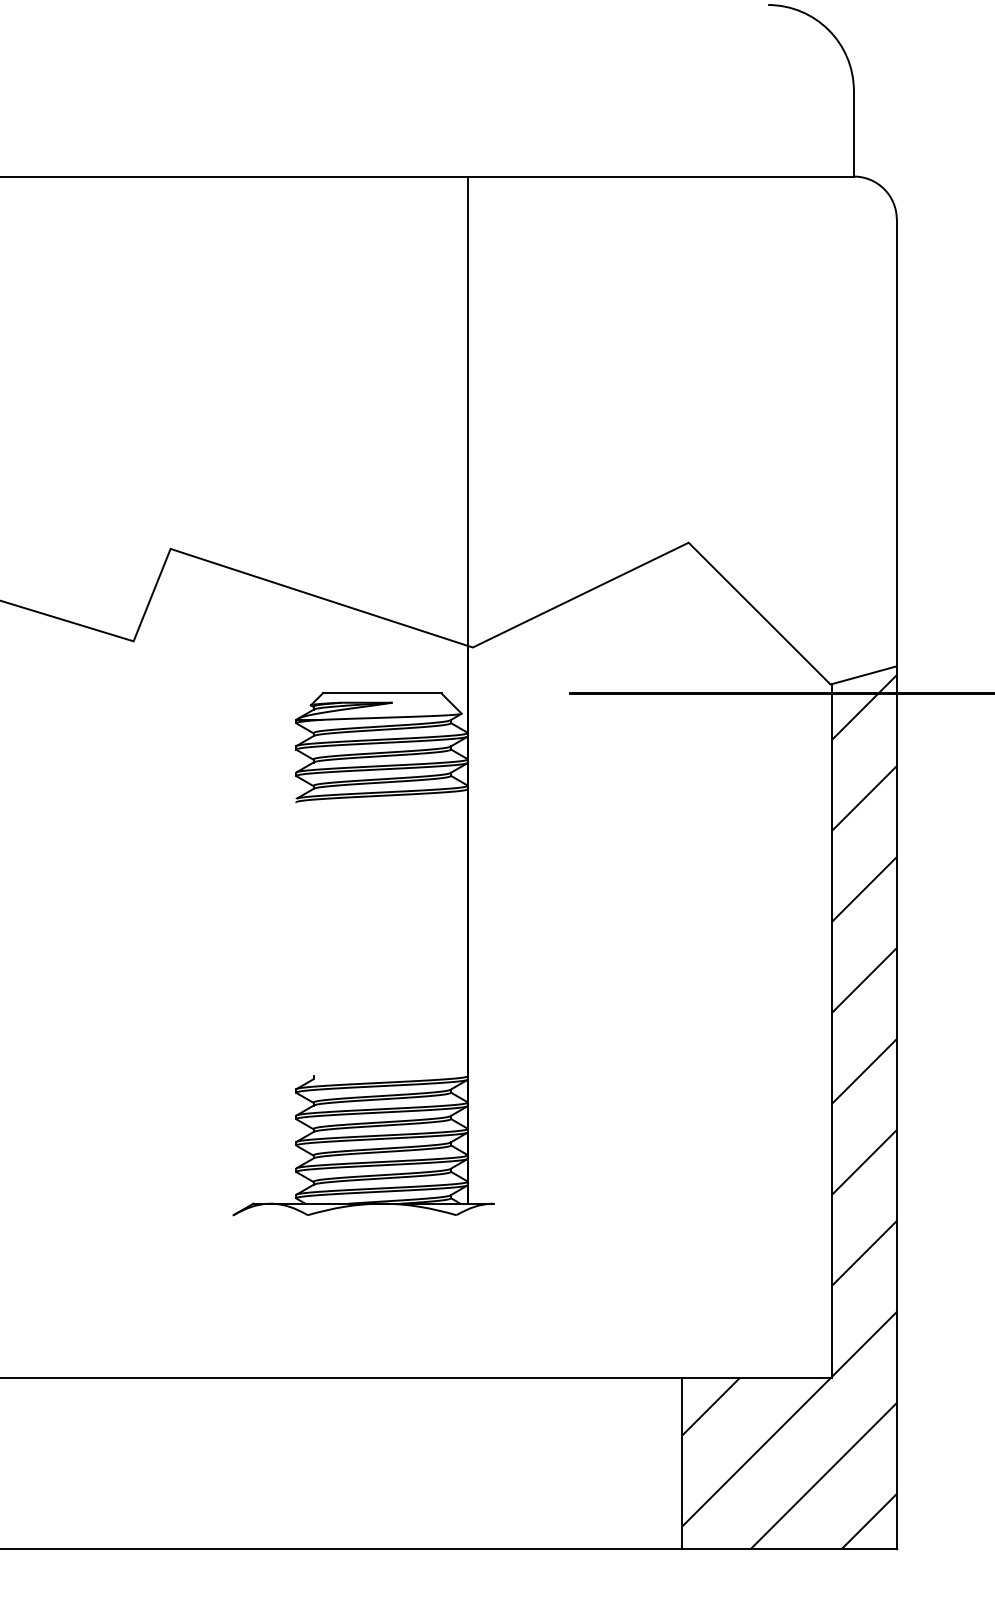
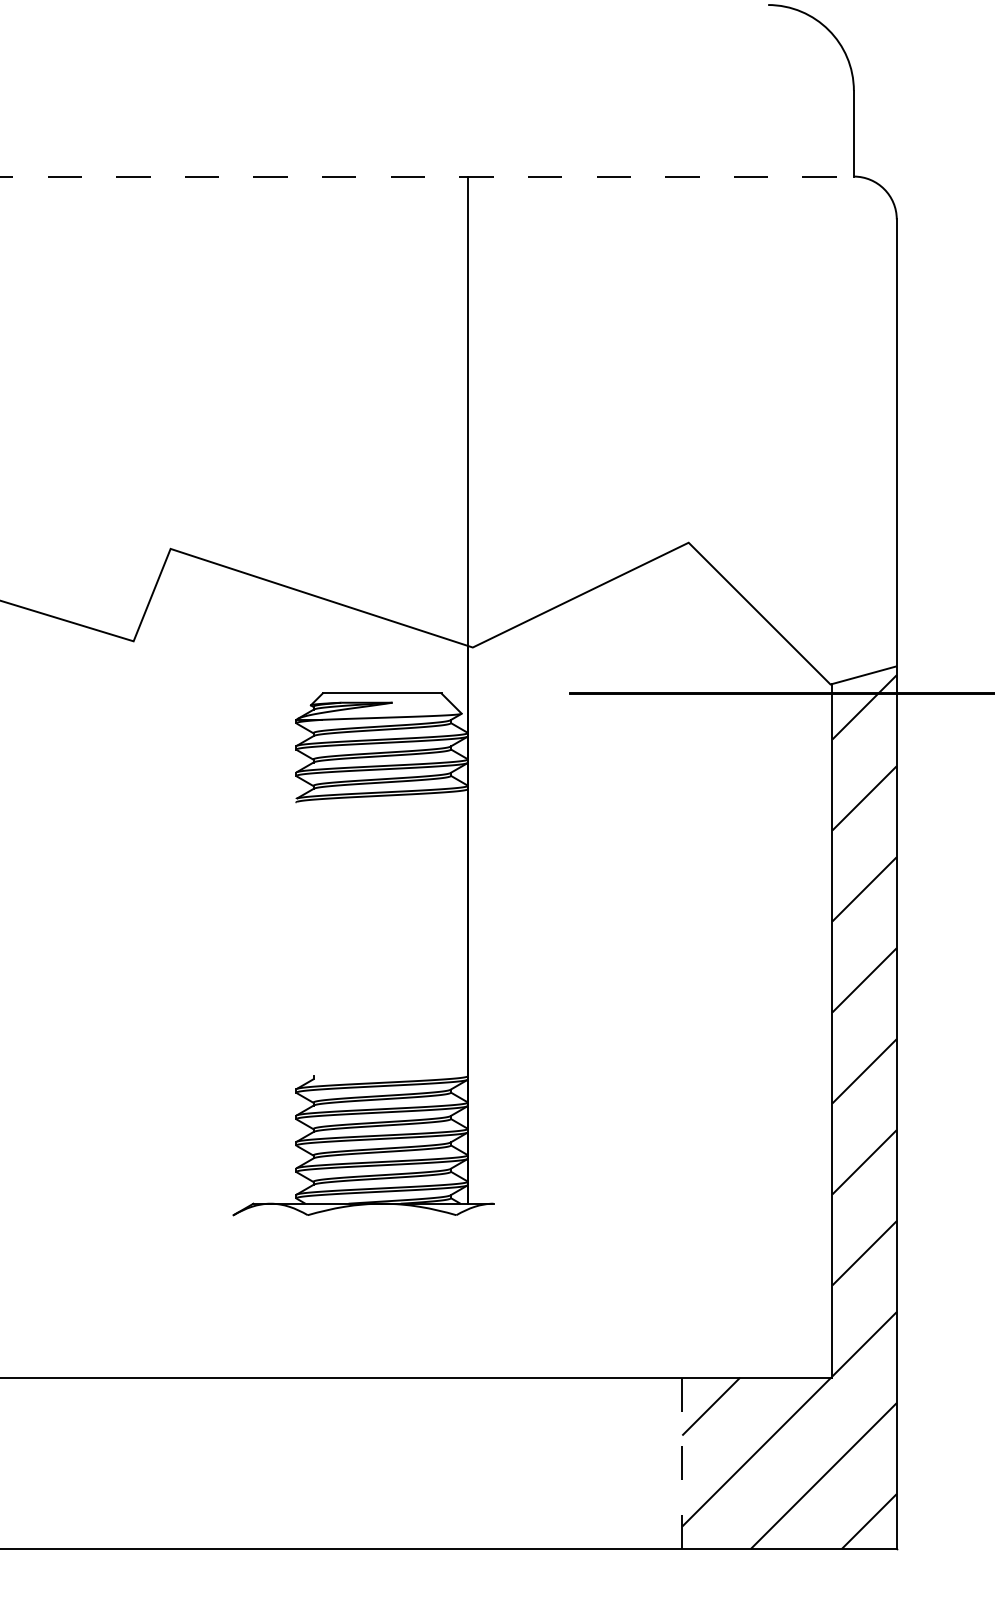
line: solid -> dashed (427, 176)
line: solid -> dashed (682, 1463)
